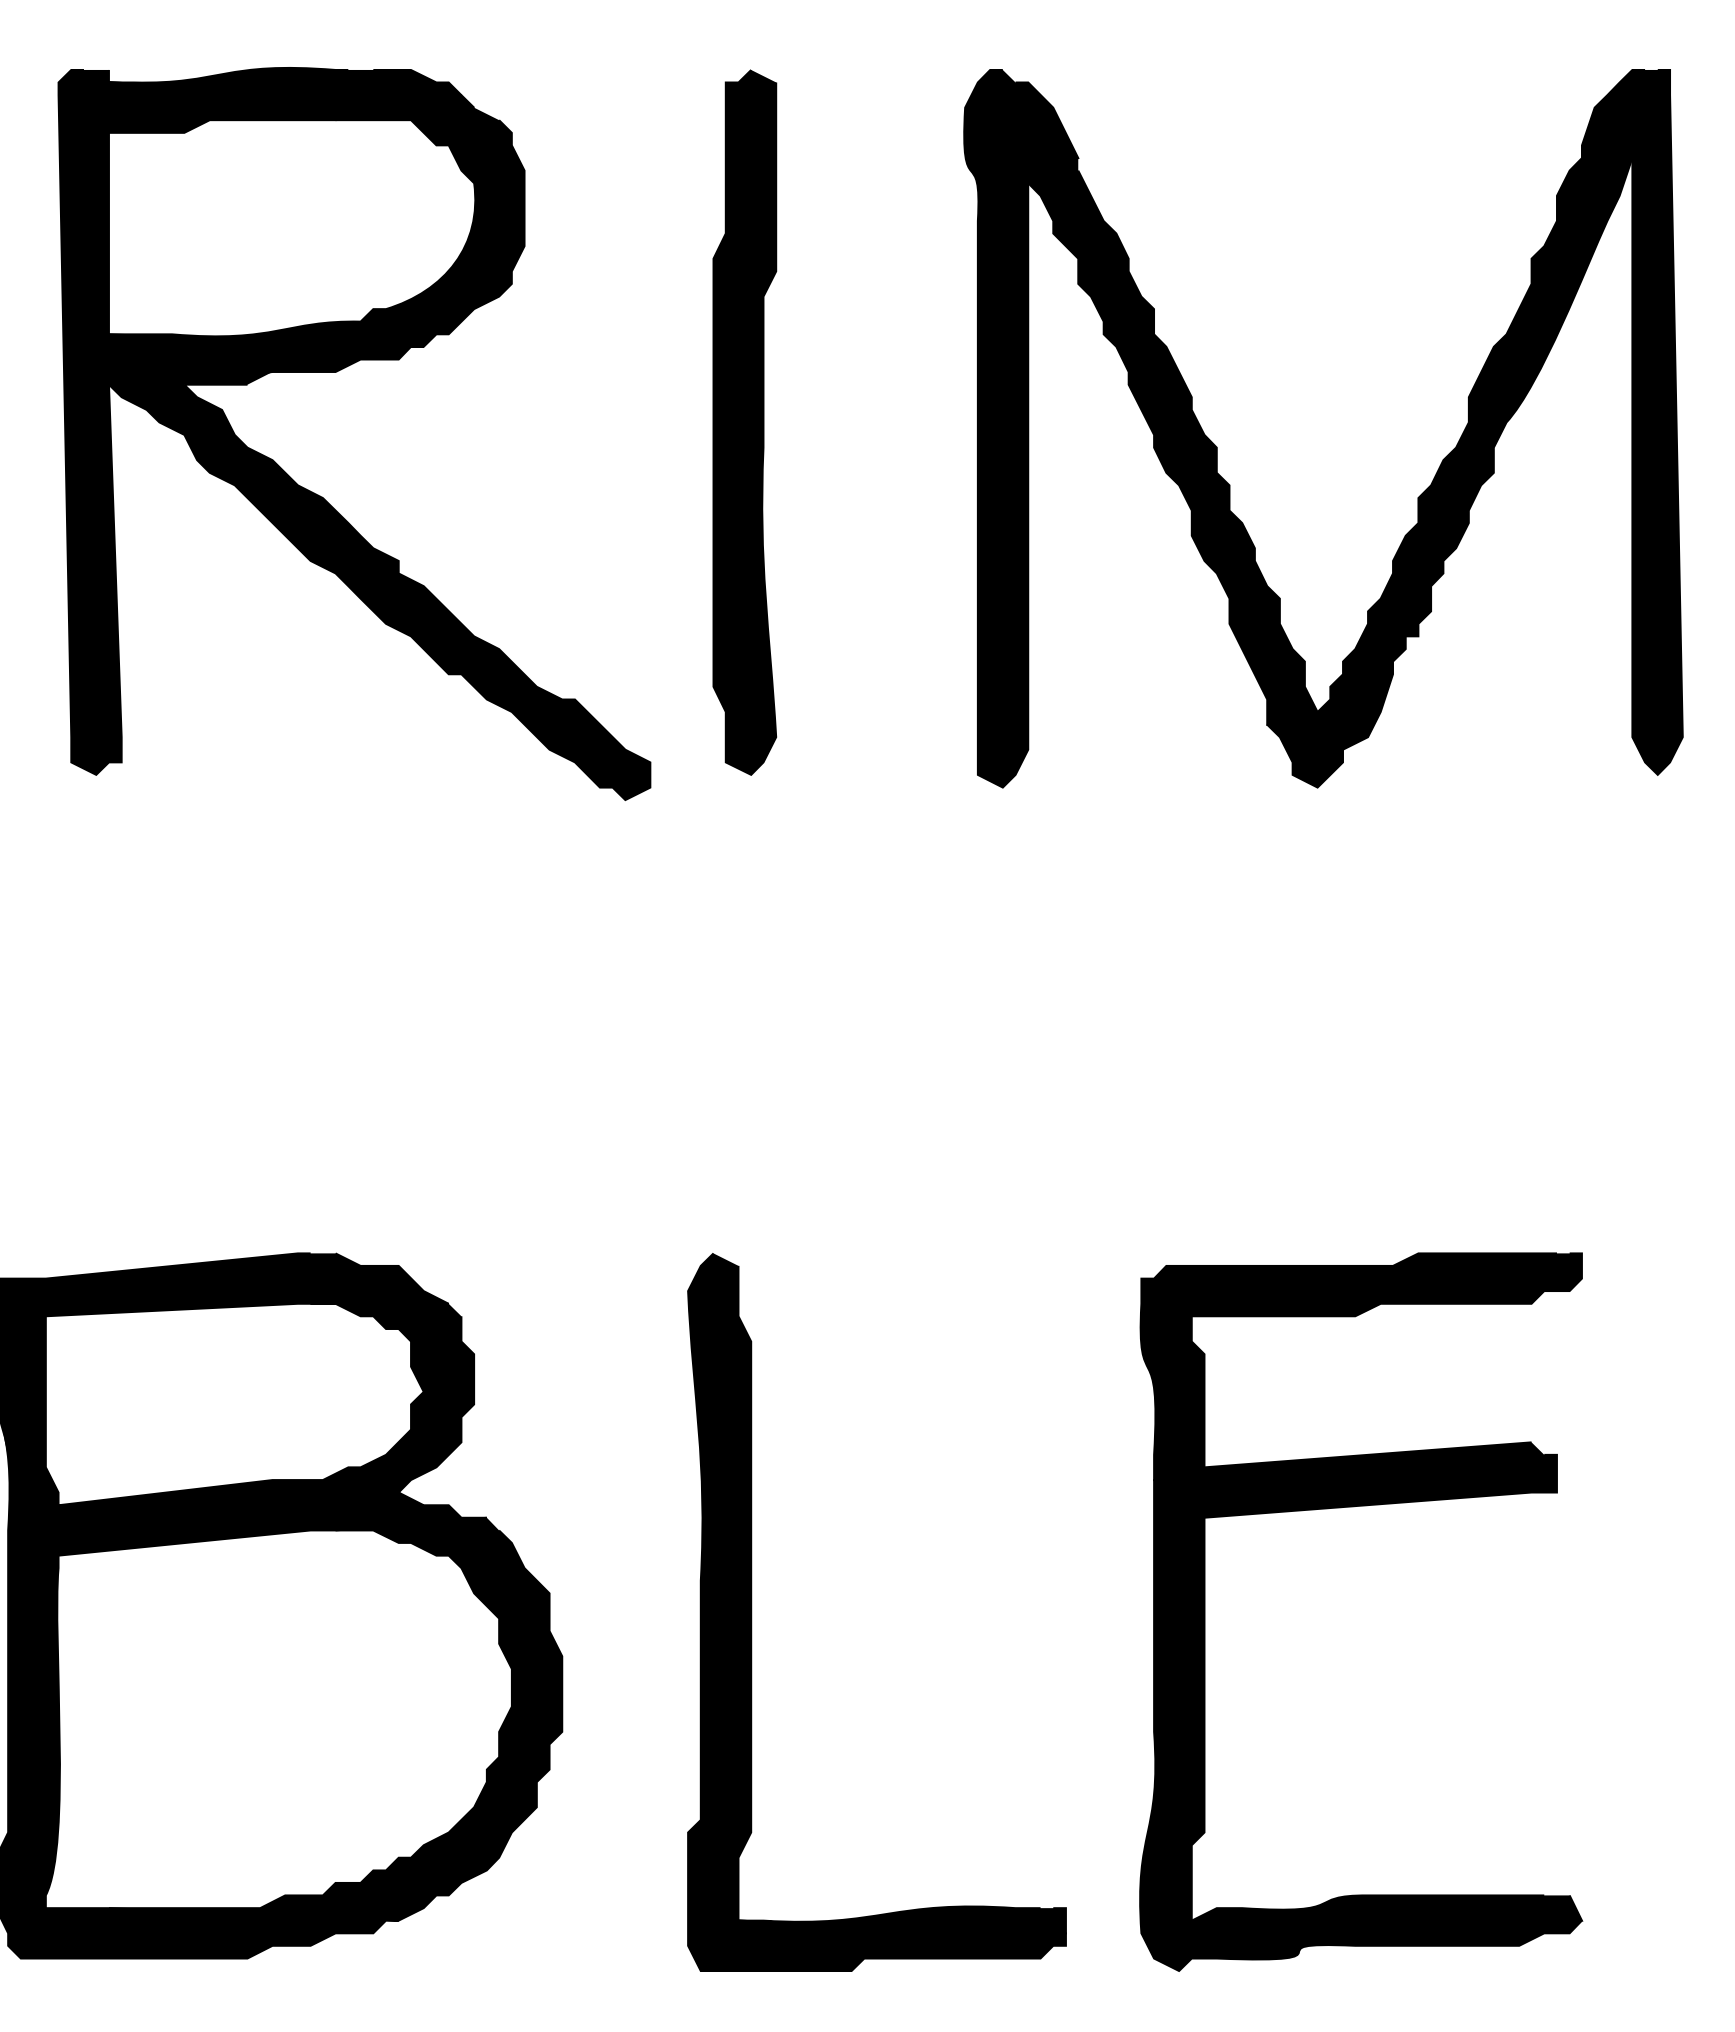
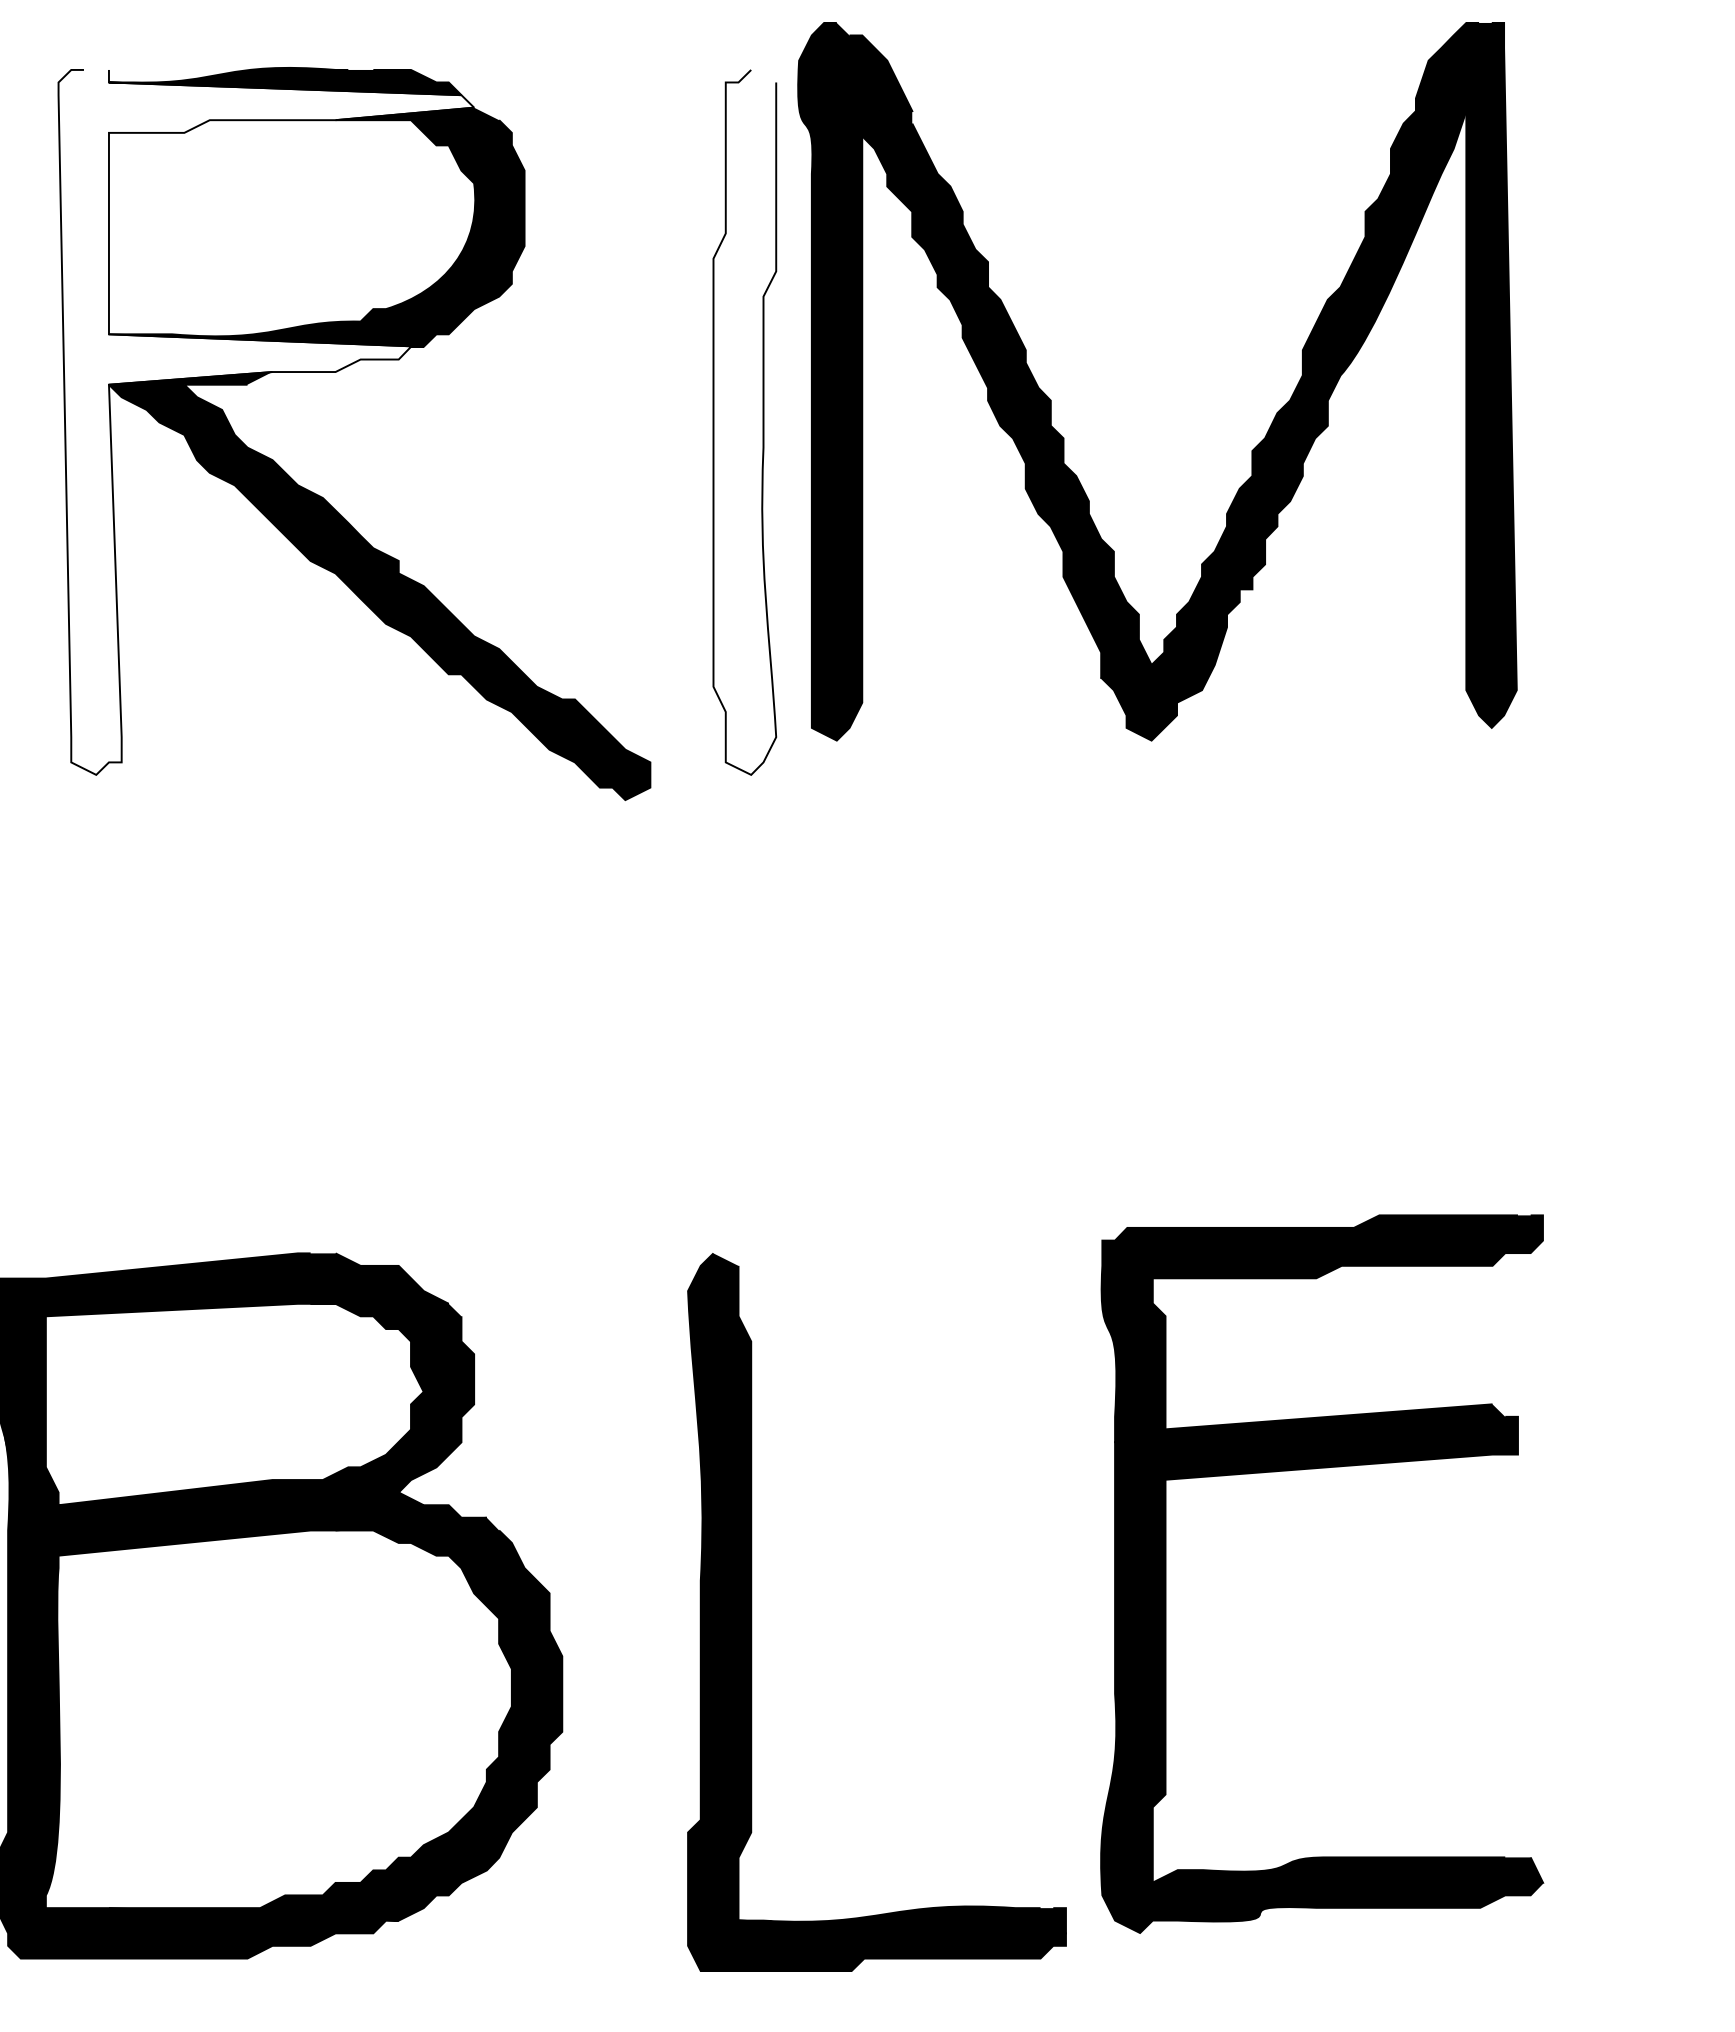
fill: present -> none (266, 421)
fill: present -> none (744, 421)
part position: (1217, 446) -> (1051, 399) (1051, 399)
part position: (1354, 1507) -> (1315, 1469) (1315, 1469)
